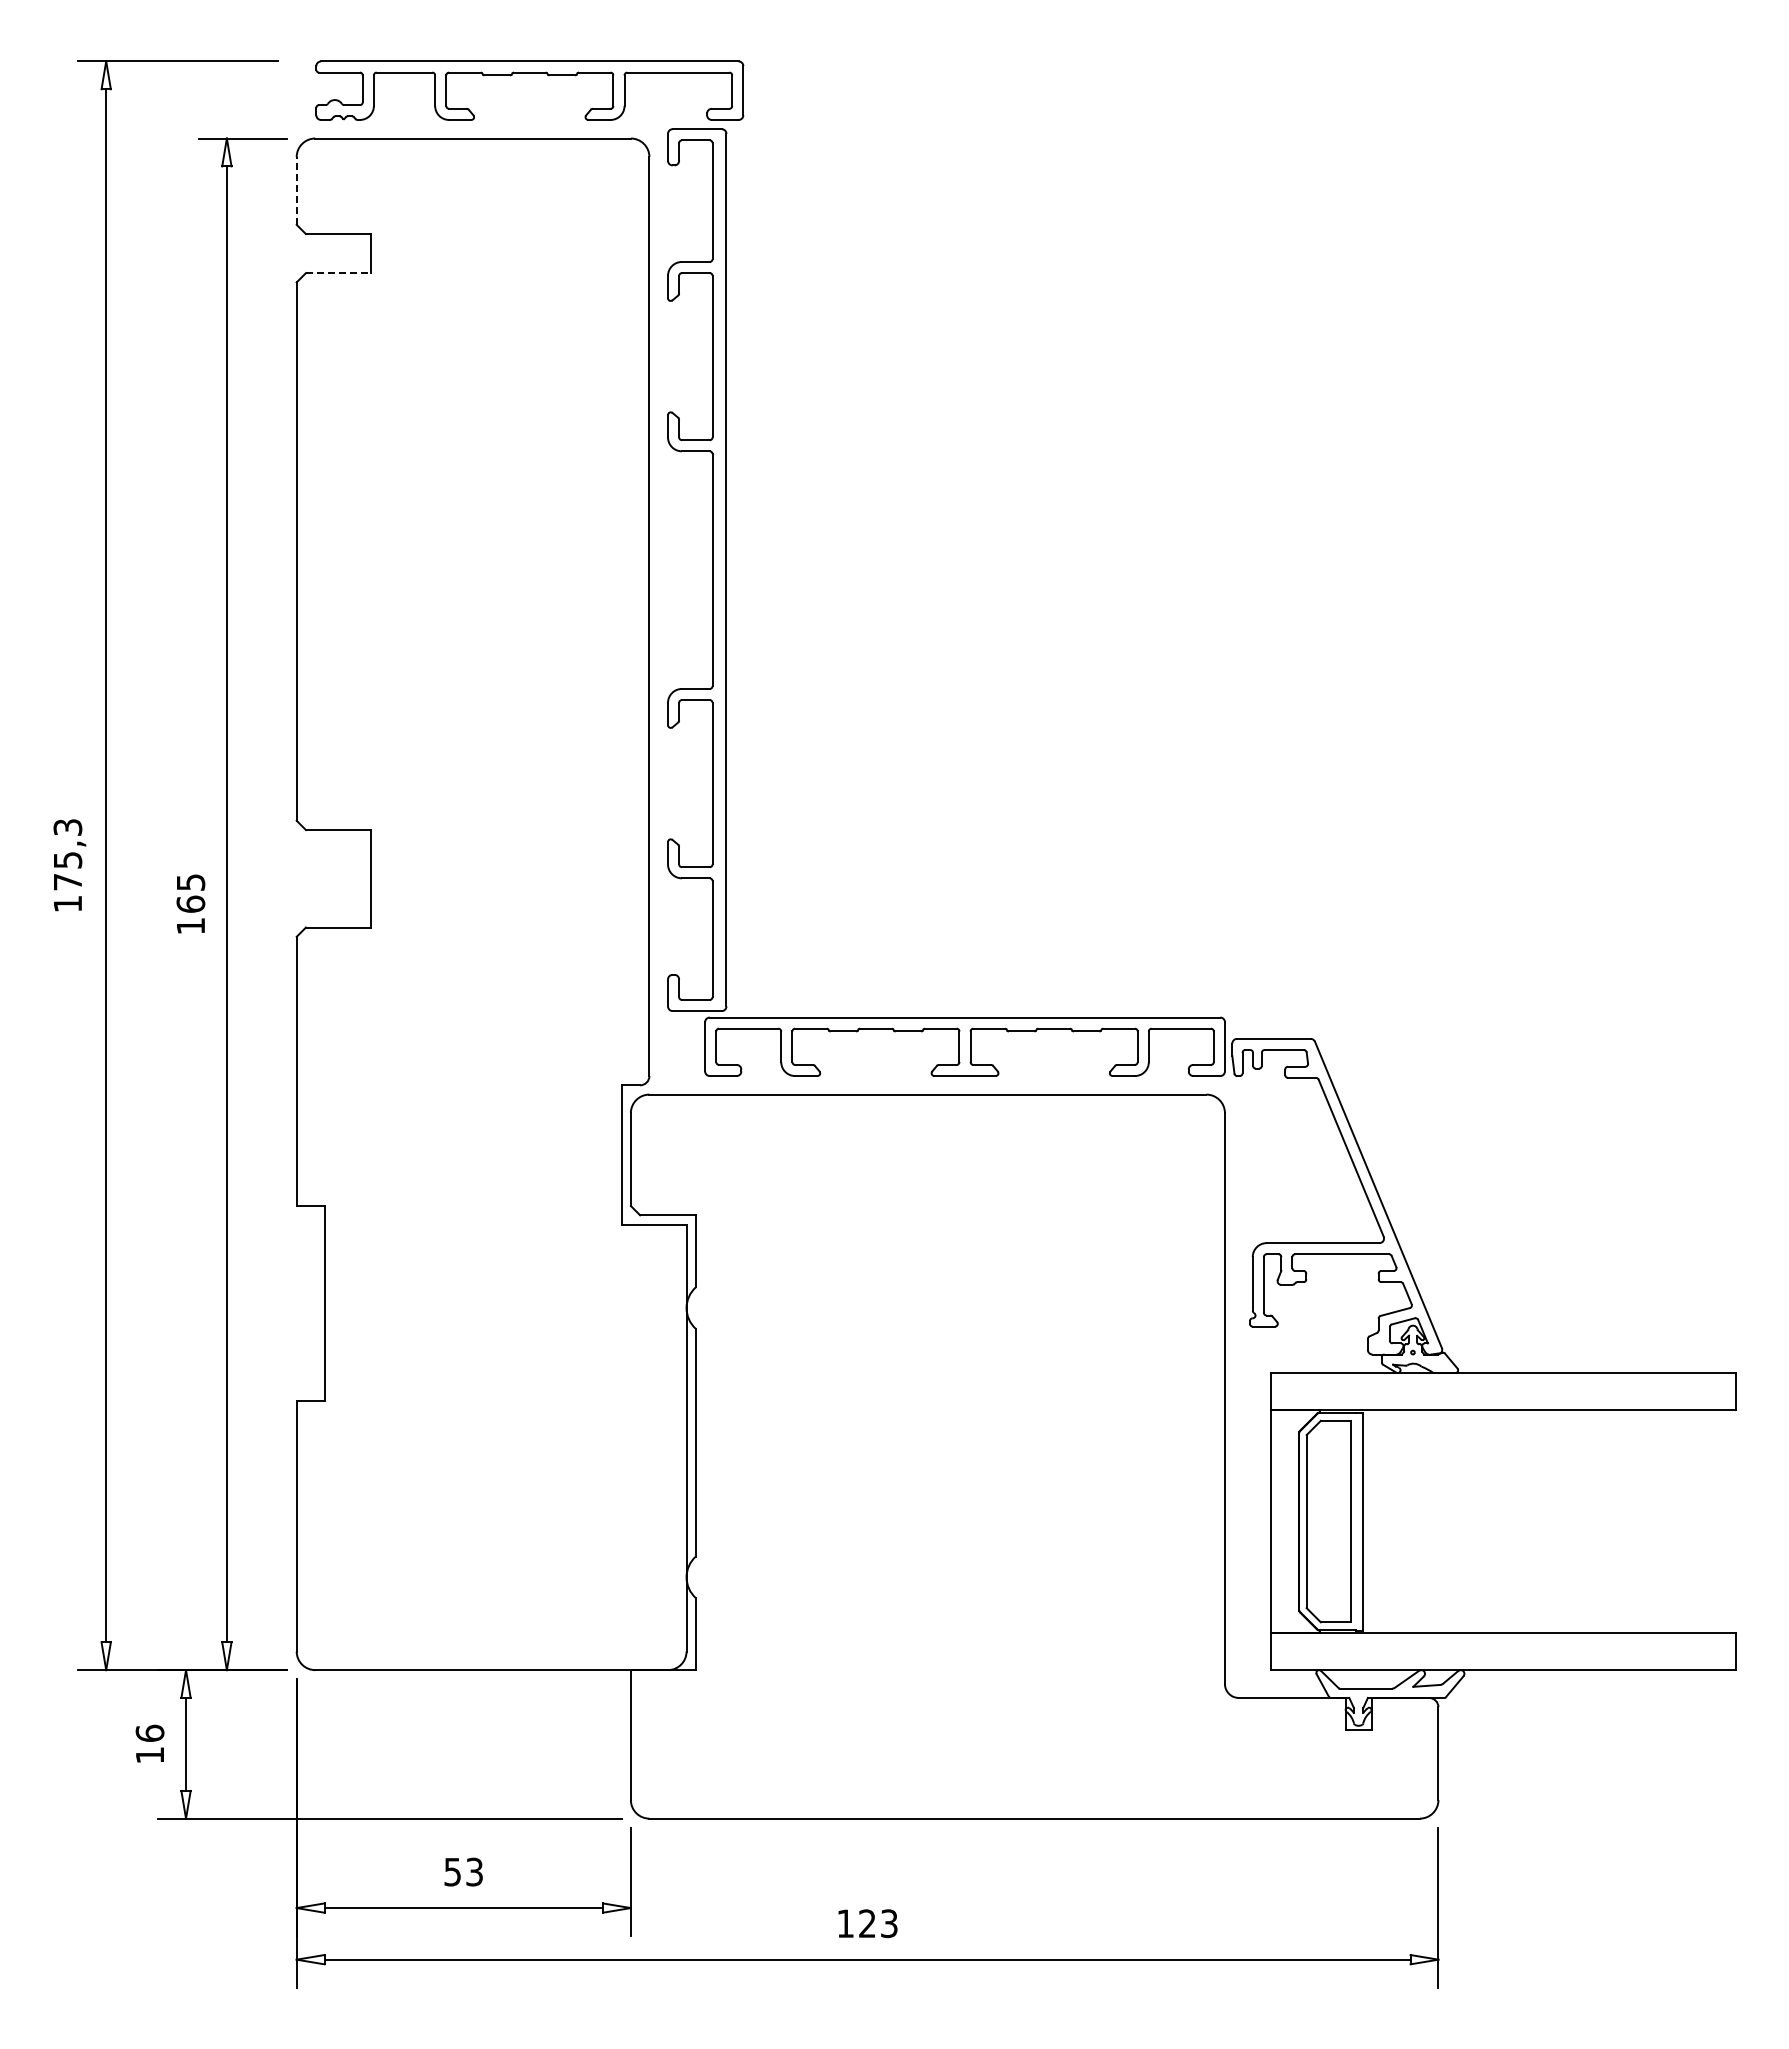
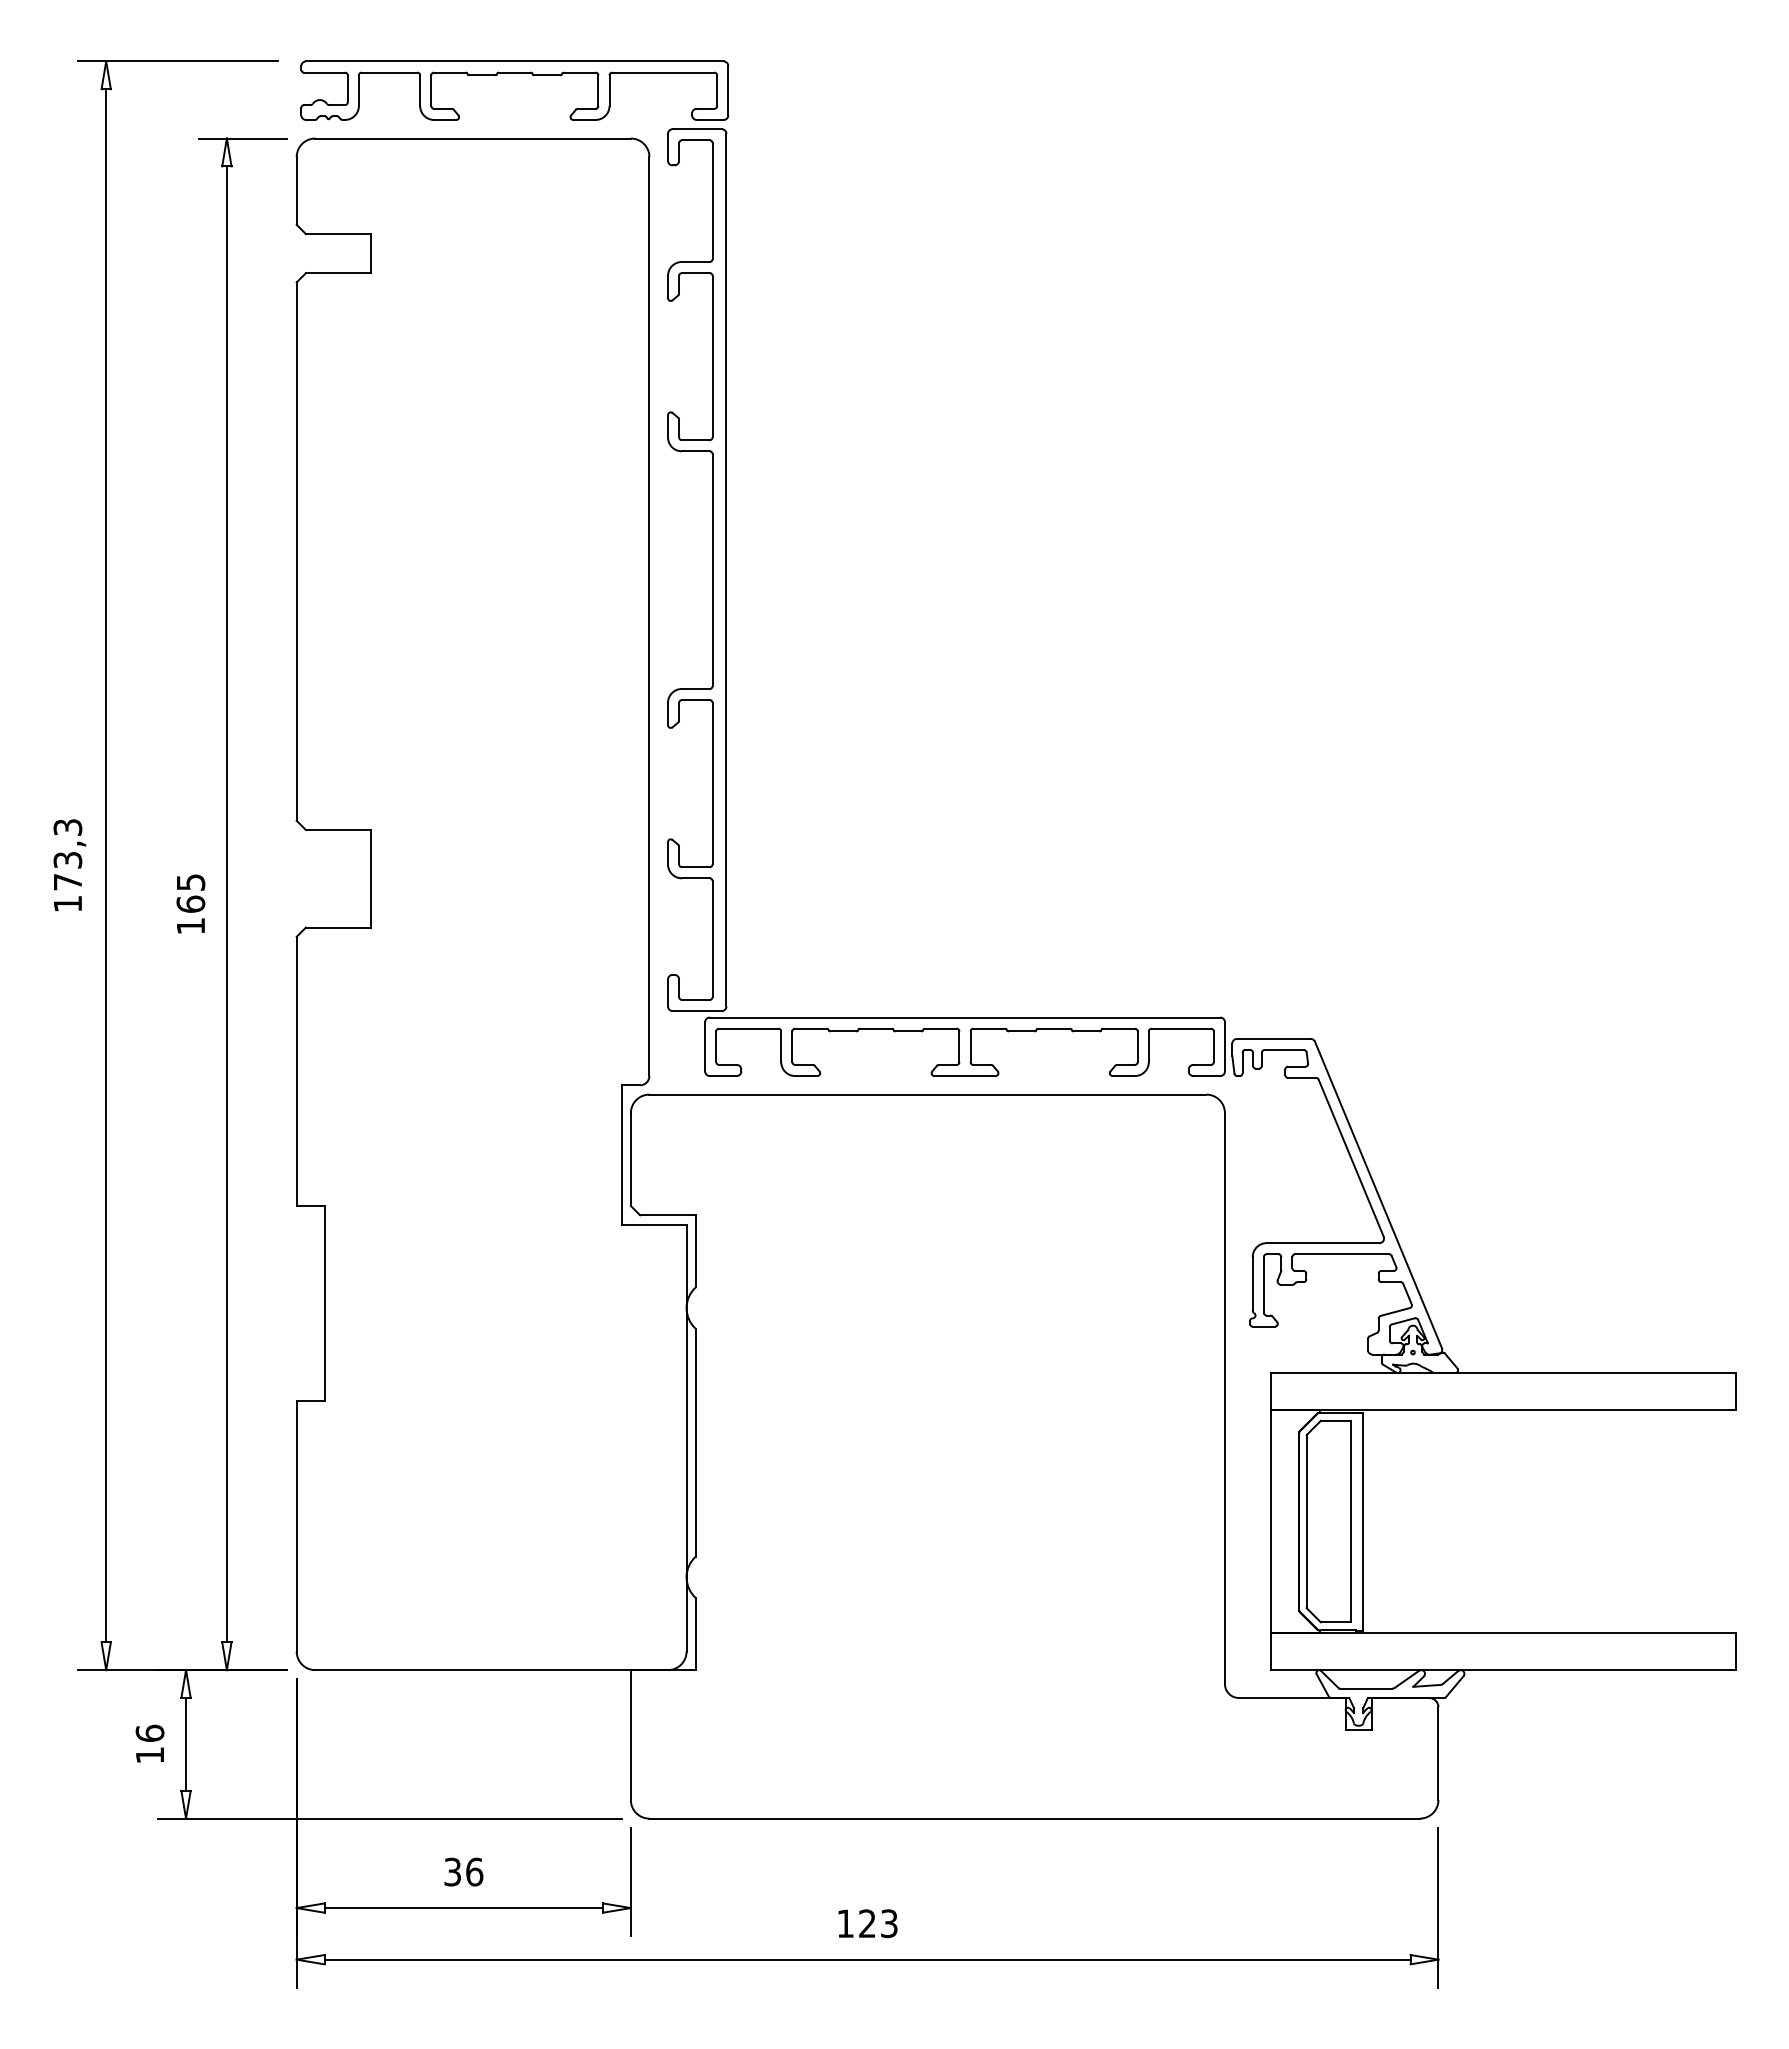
part position: (529, 73) -> (514, 73) (514, 73)
line: dashed -> solid (296, 190)
line: dashed -> solid (338, 273)
text: 175,3 -> 173,3 (67, 859)
text: 53 -> 36 (464, 1871)
